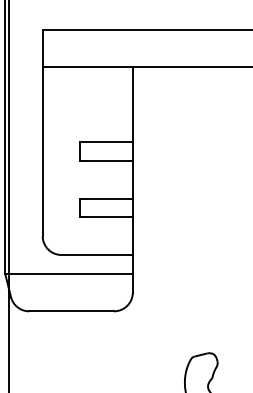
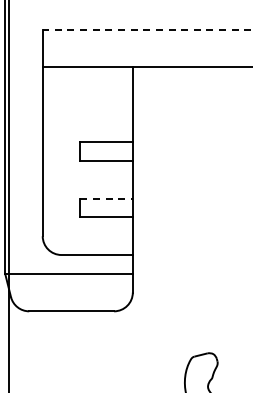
line: solid -> dashed (147, 29)
line: solid -> dashed (107, 198)
